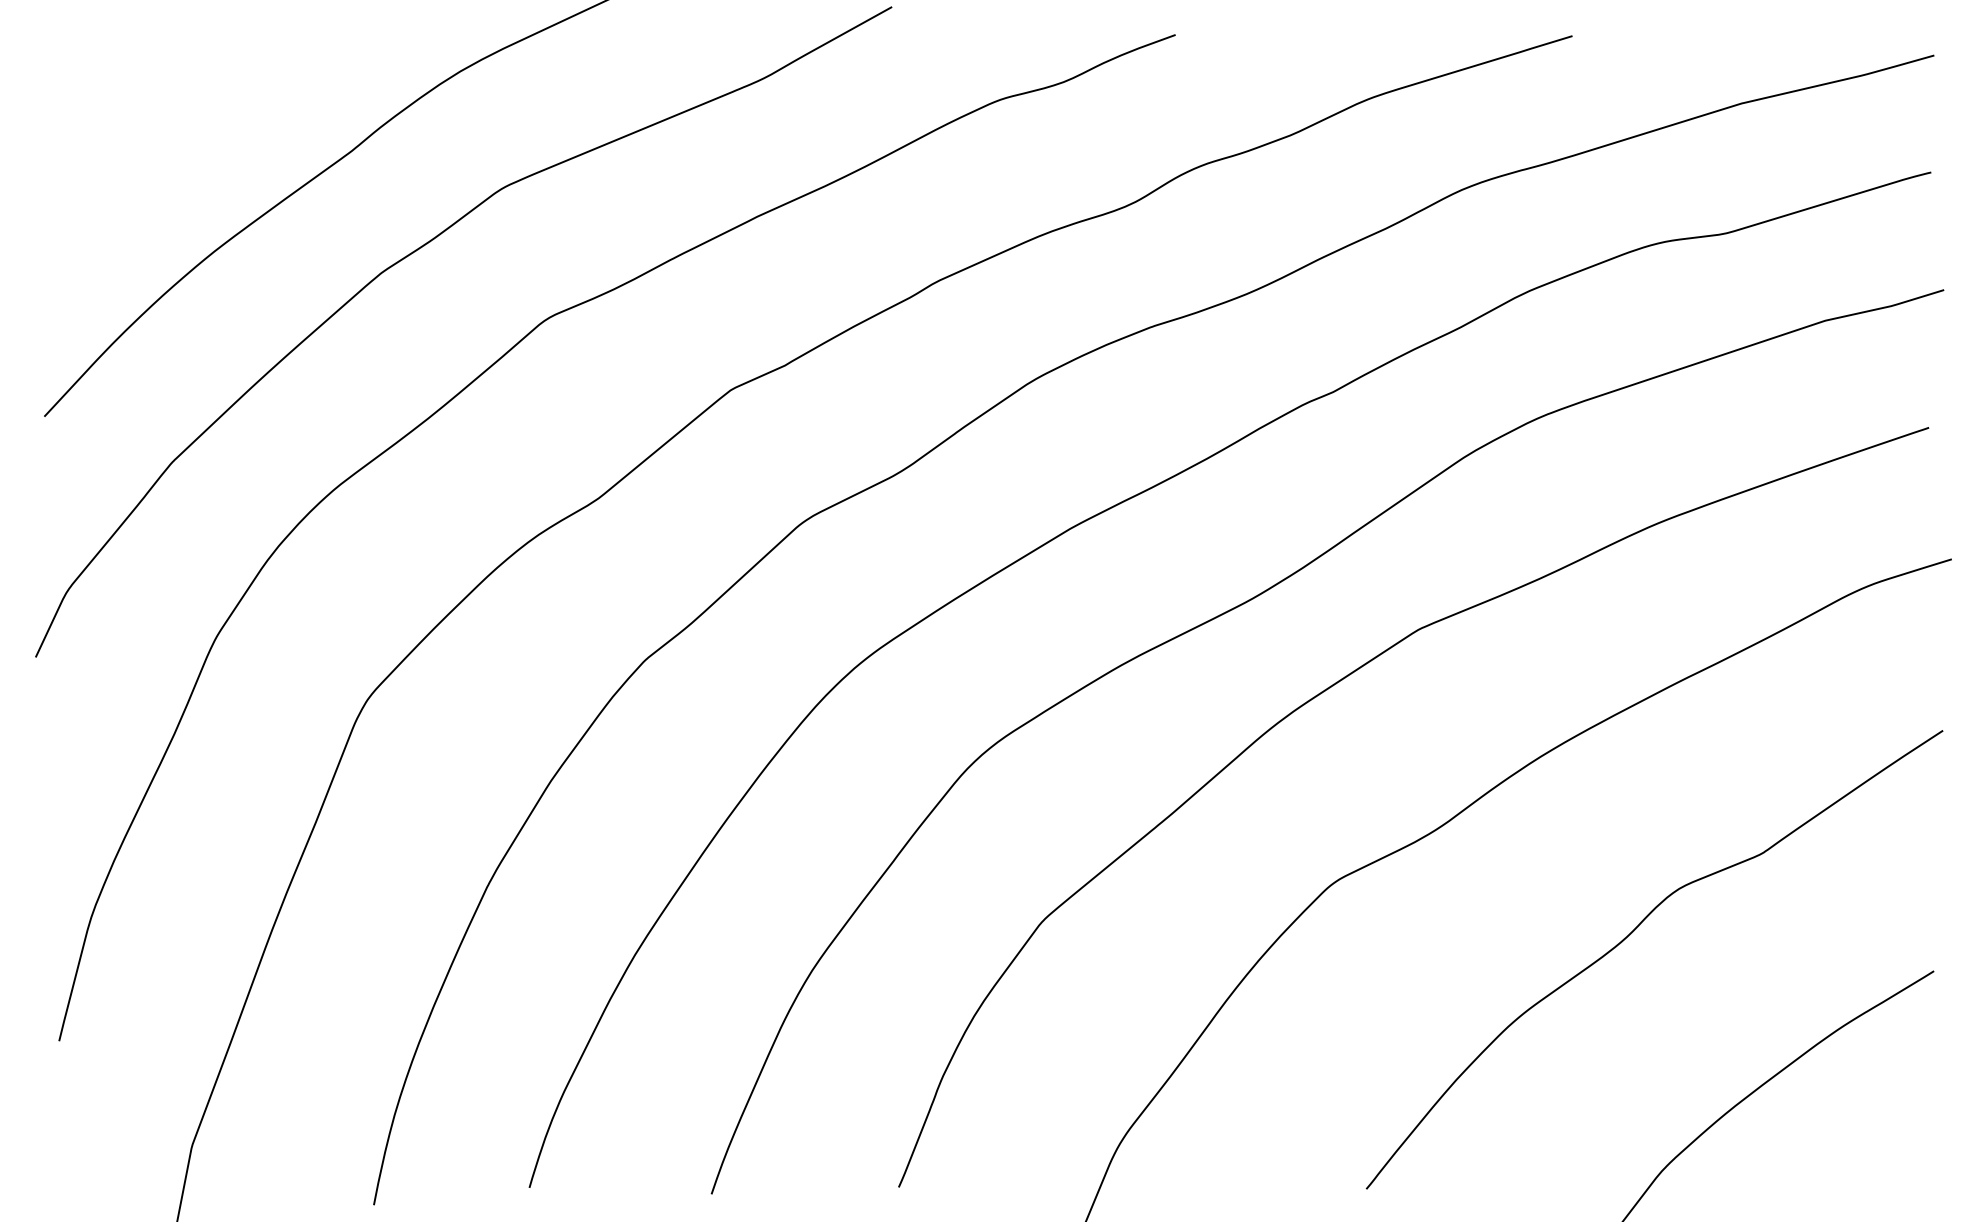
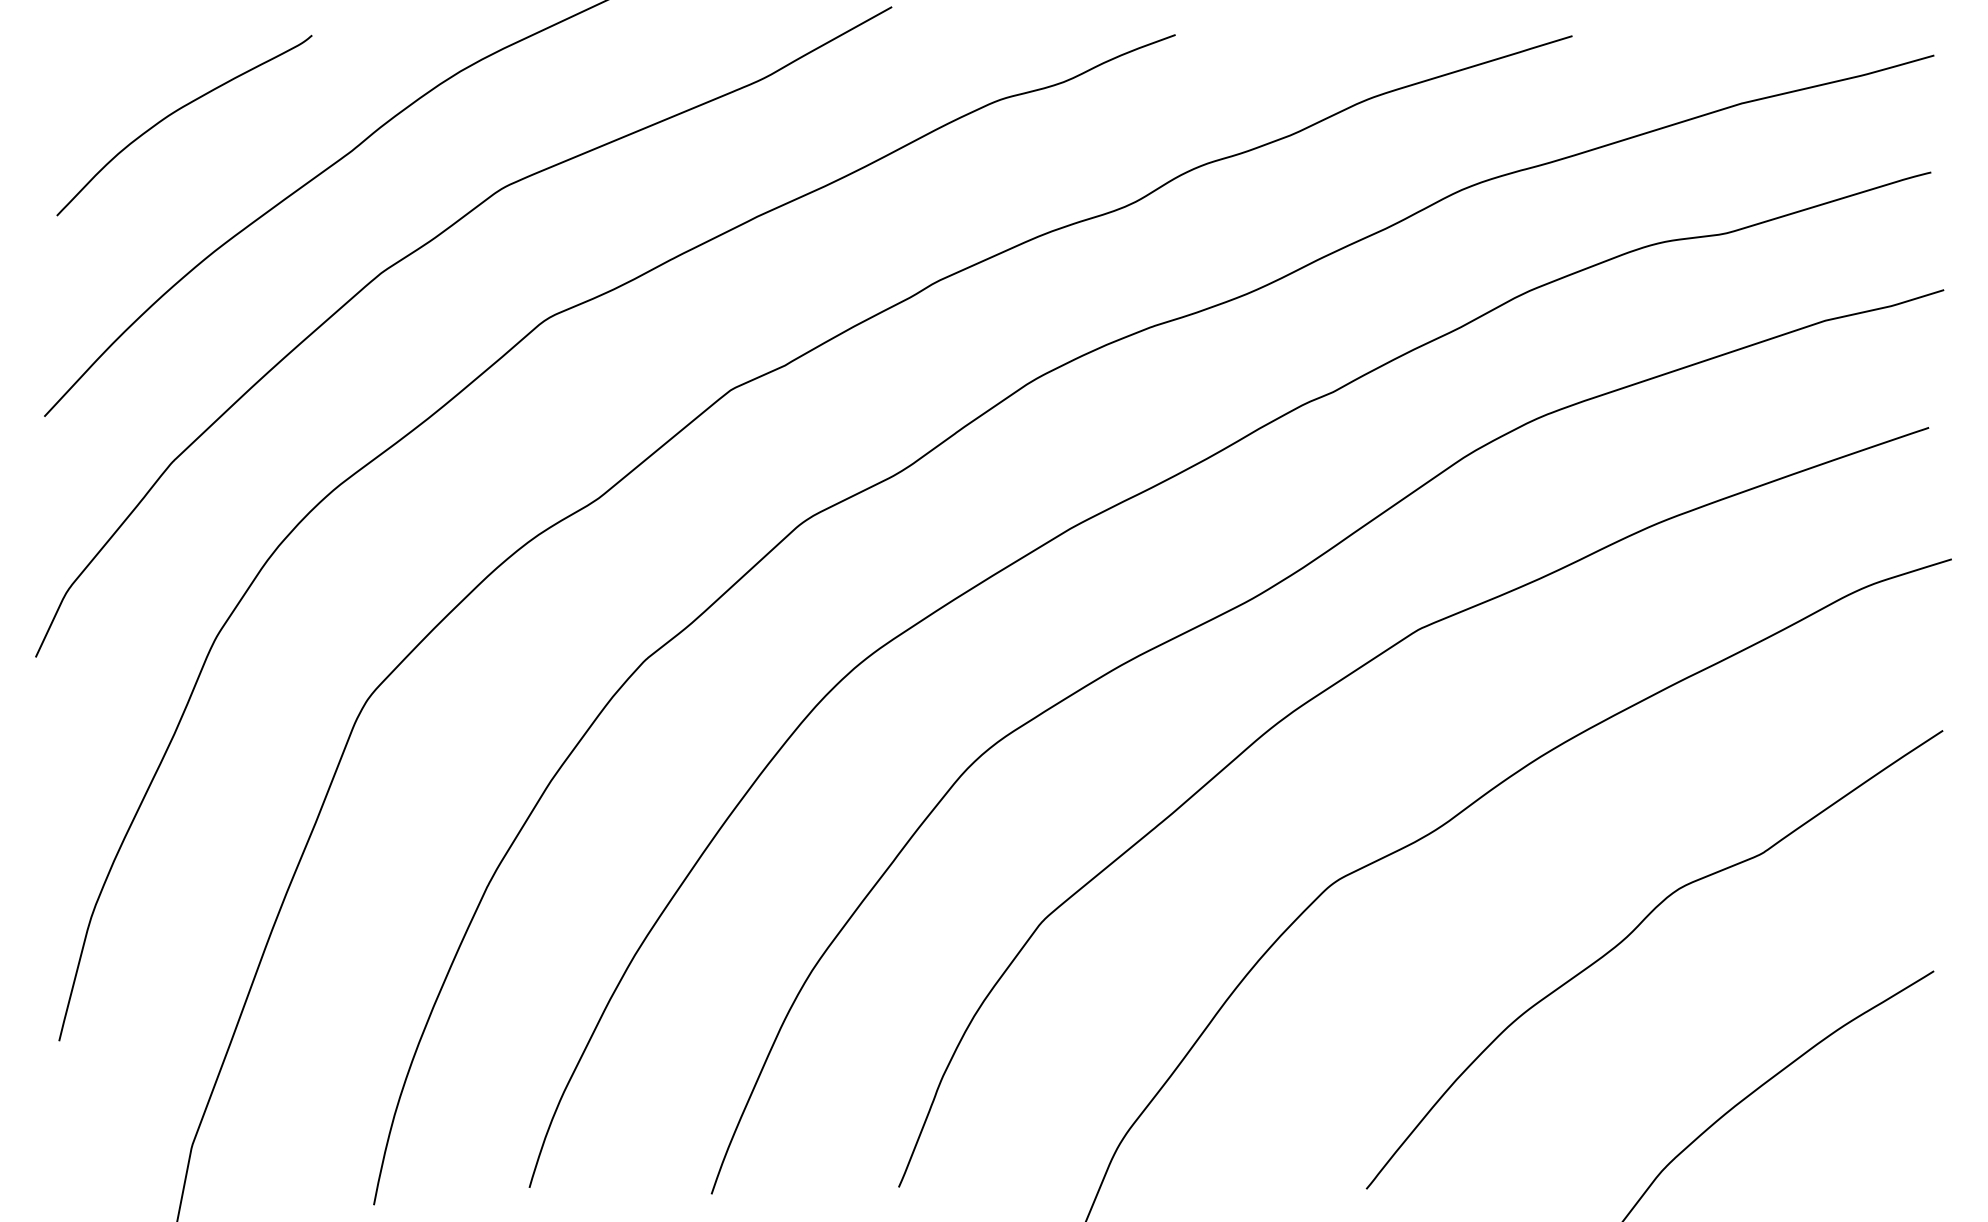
curve: none -> present (174, 113)
